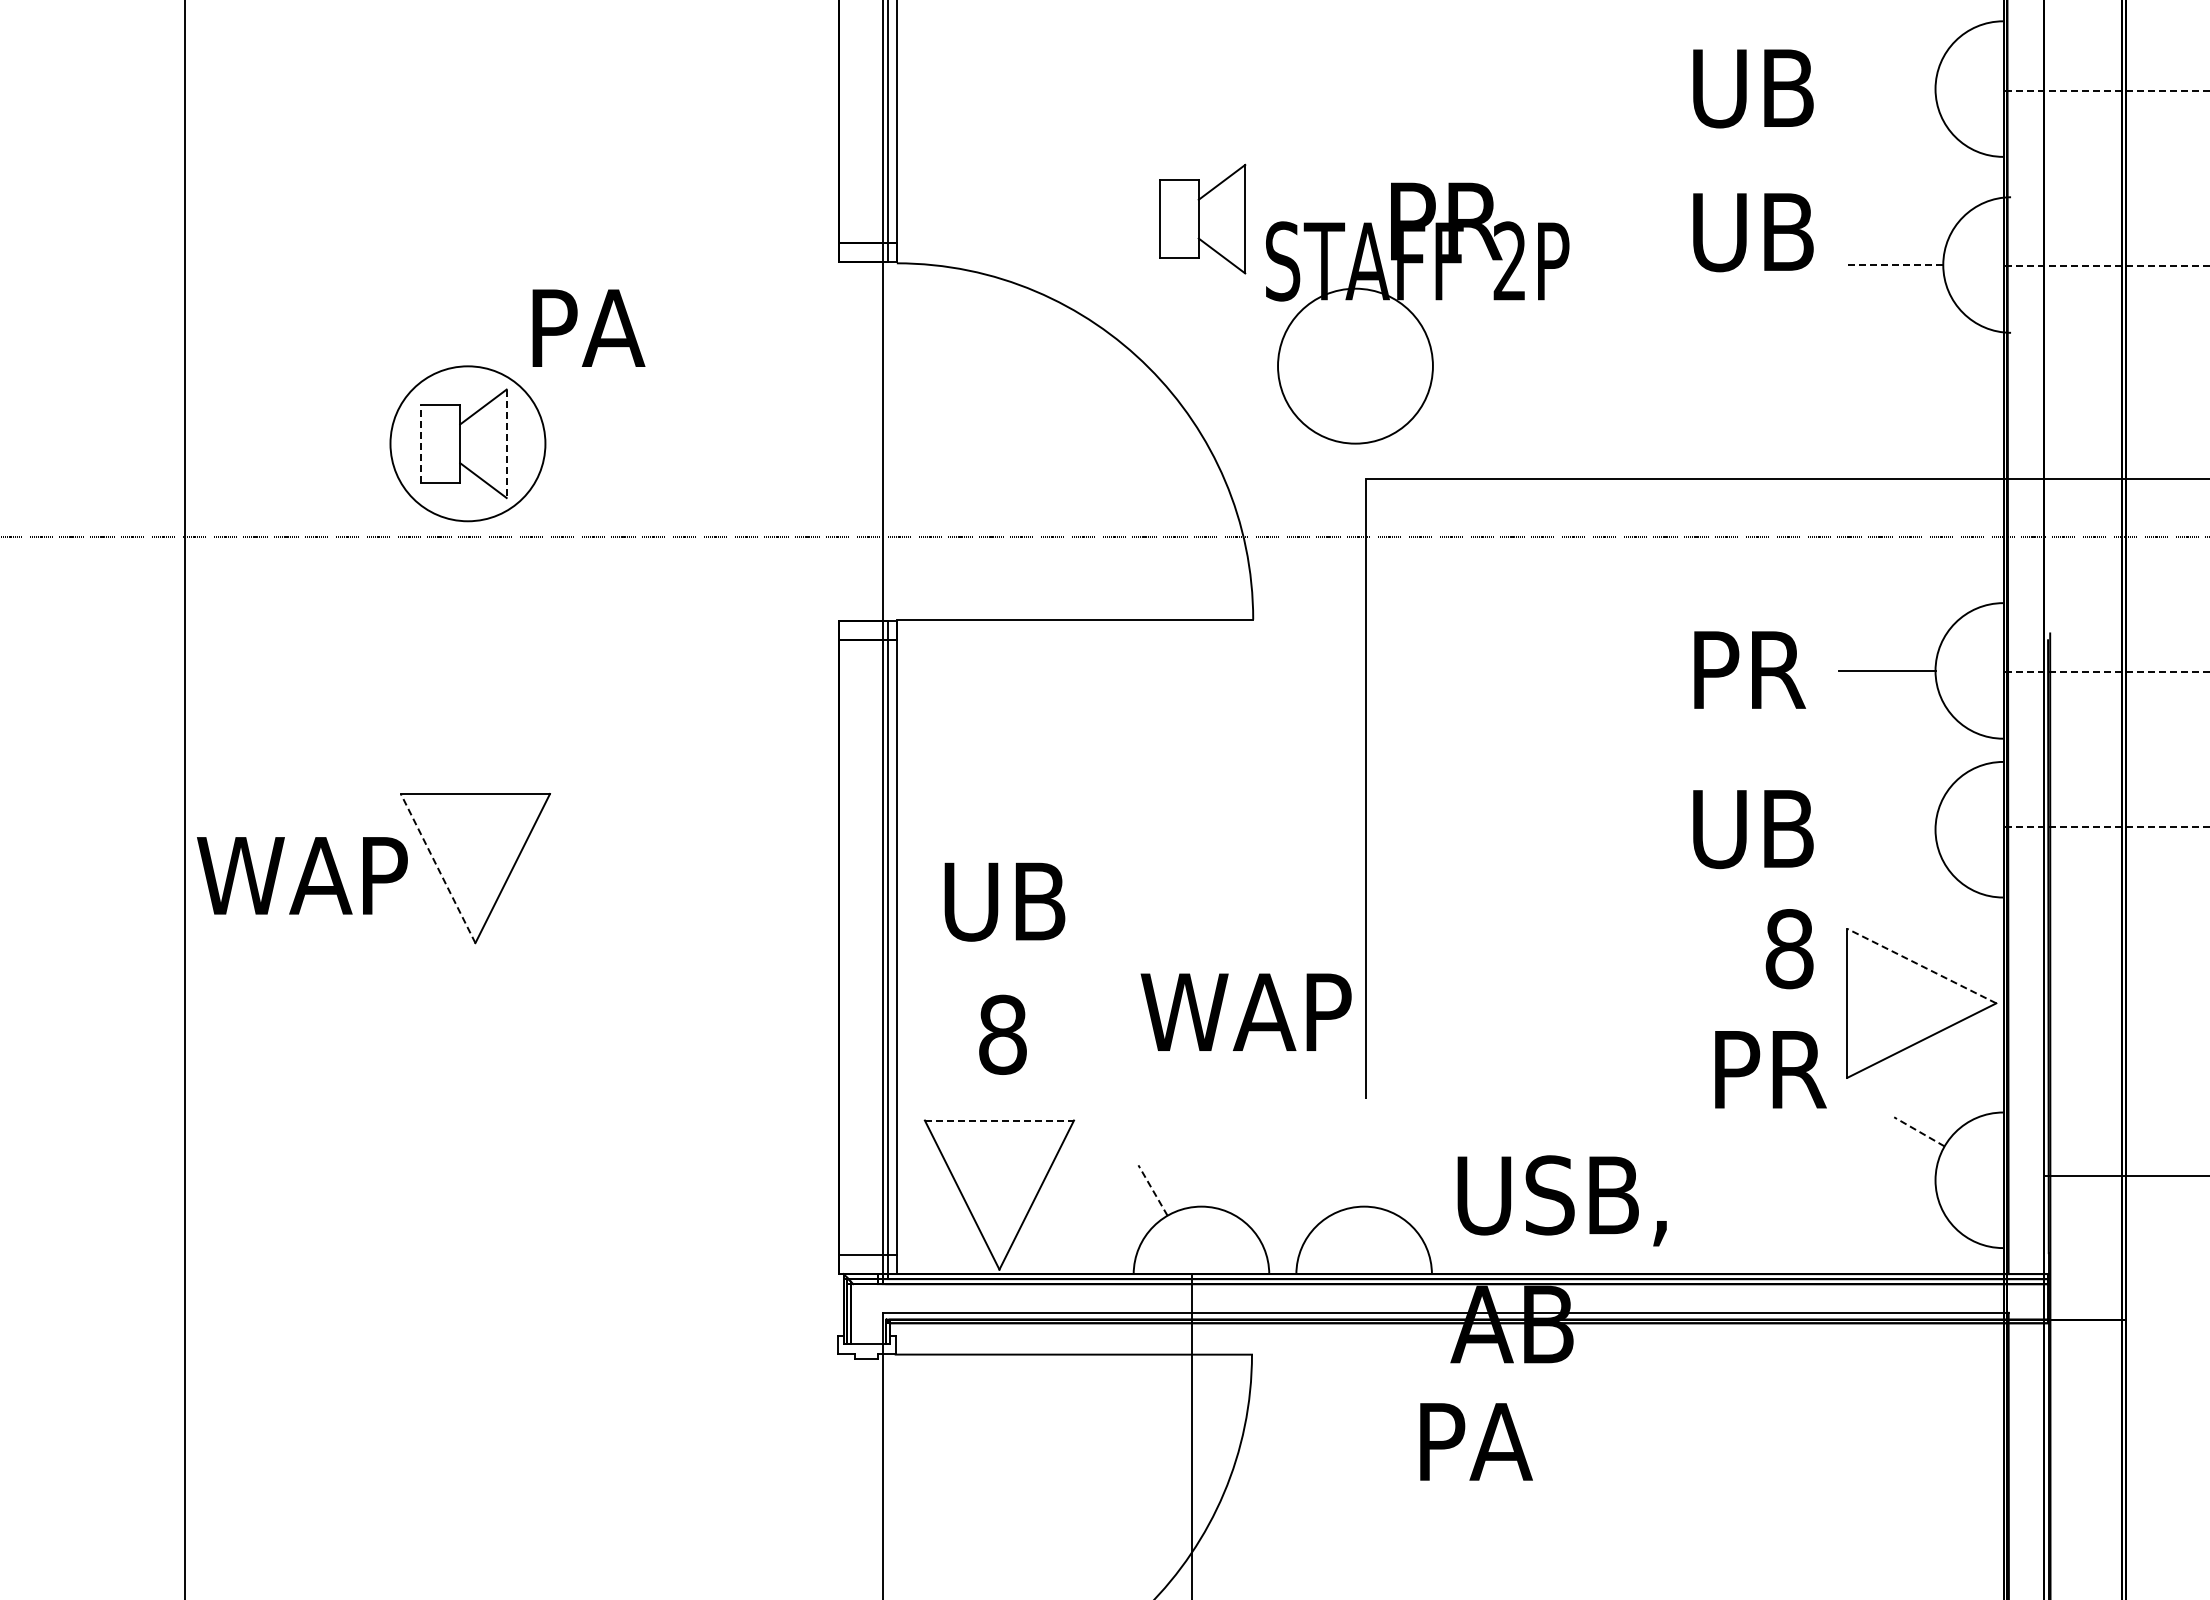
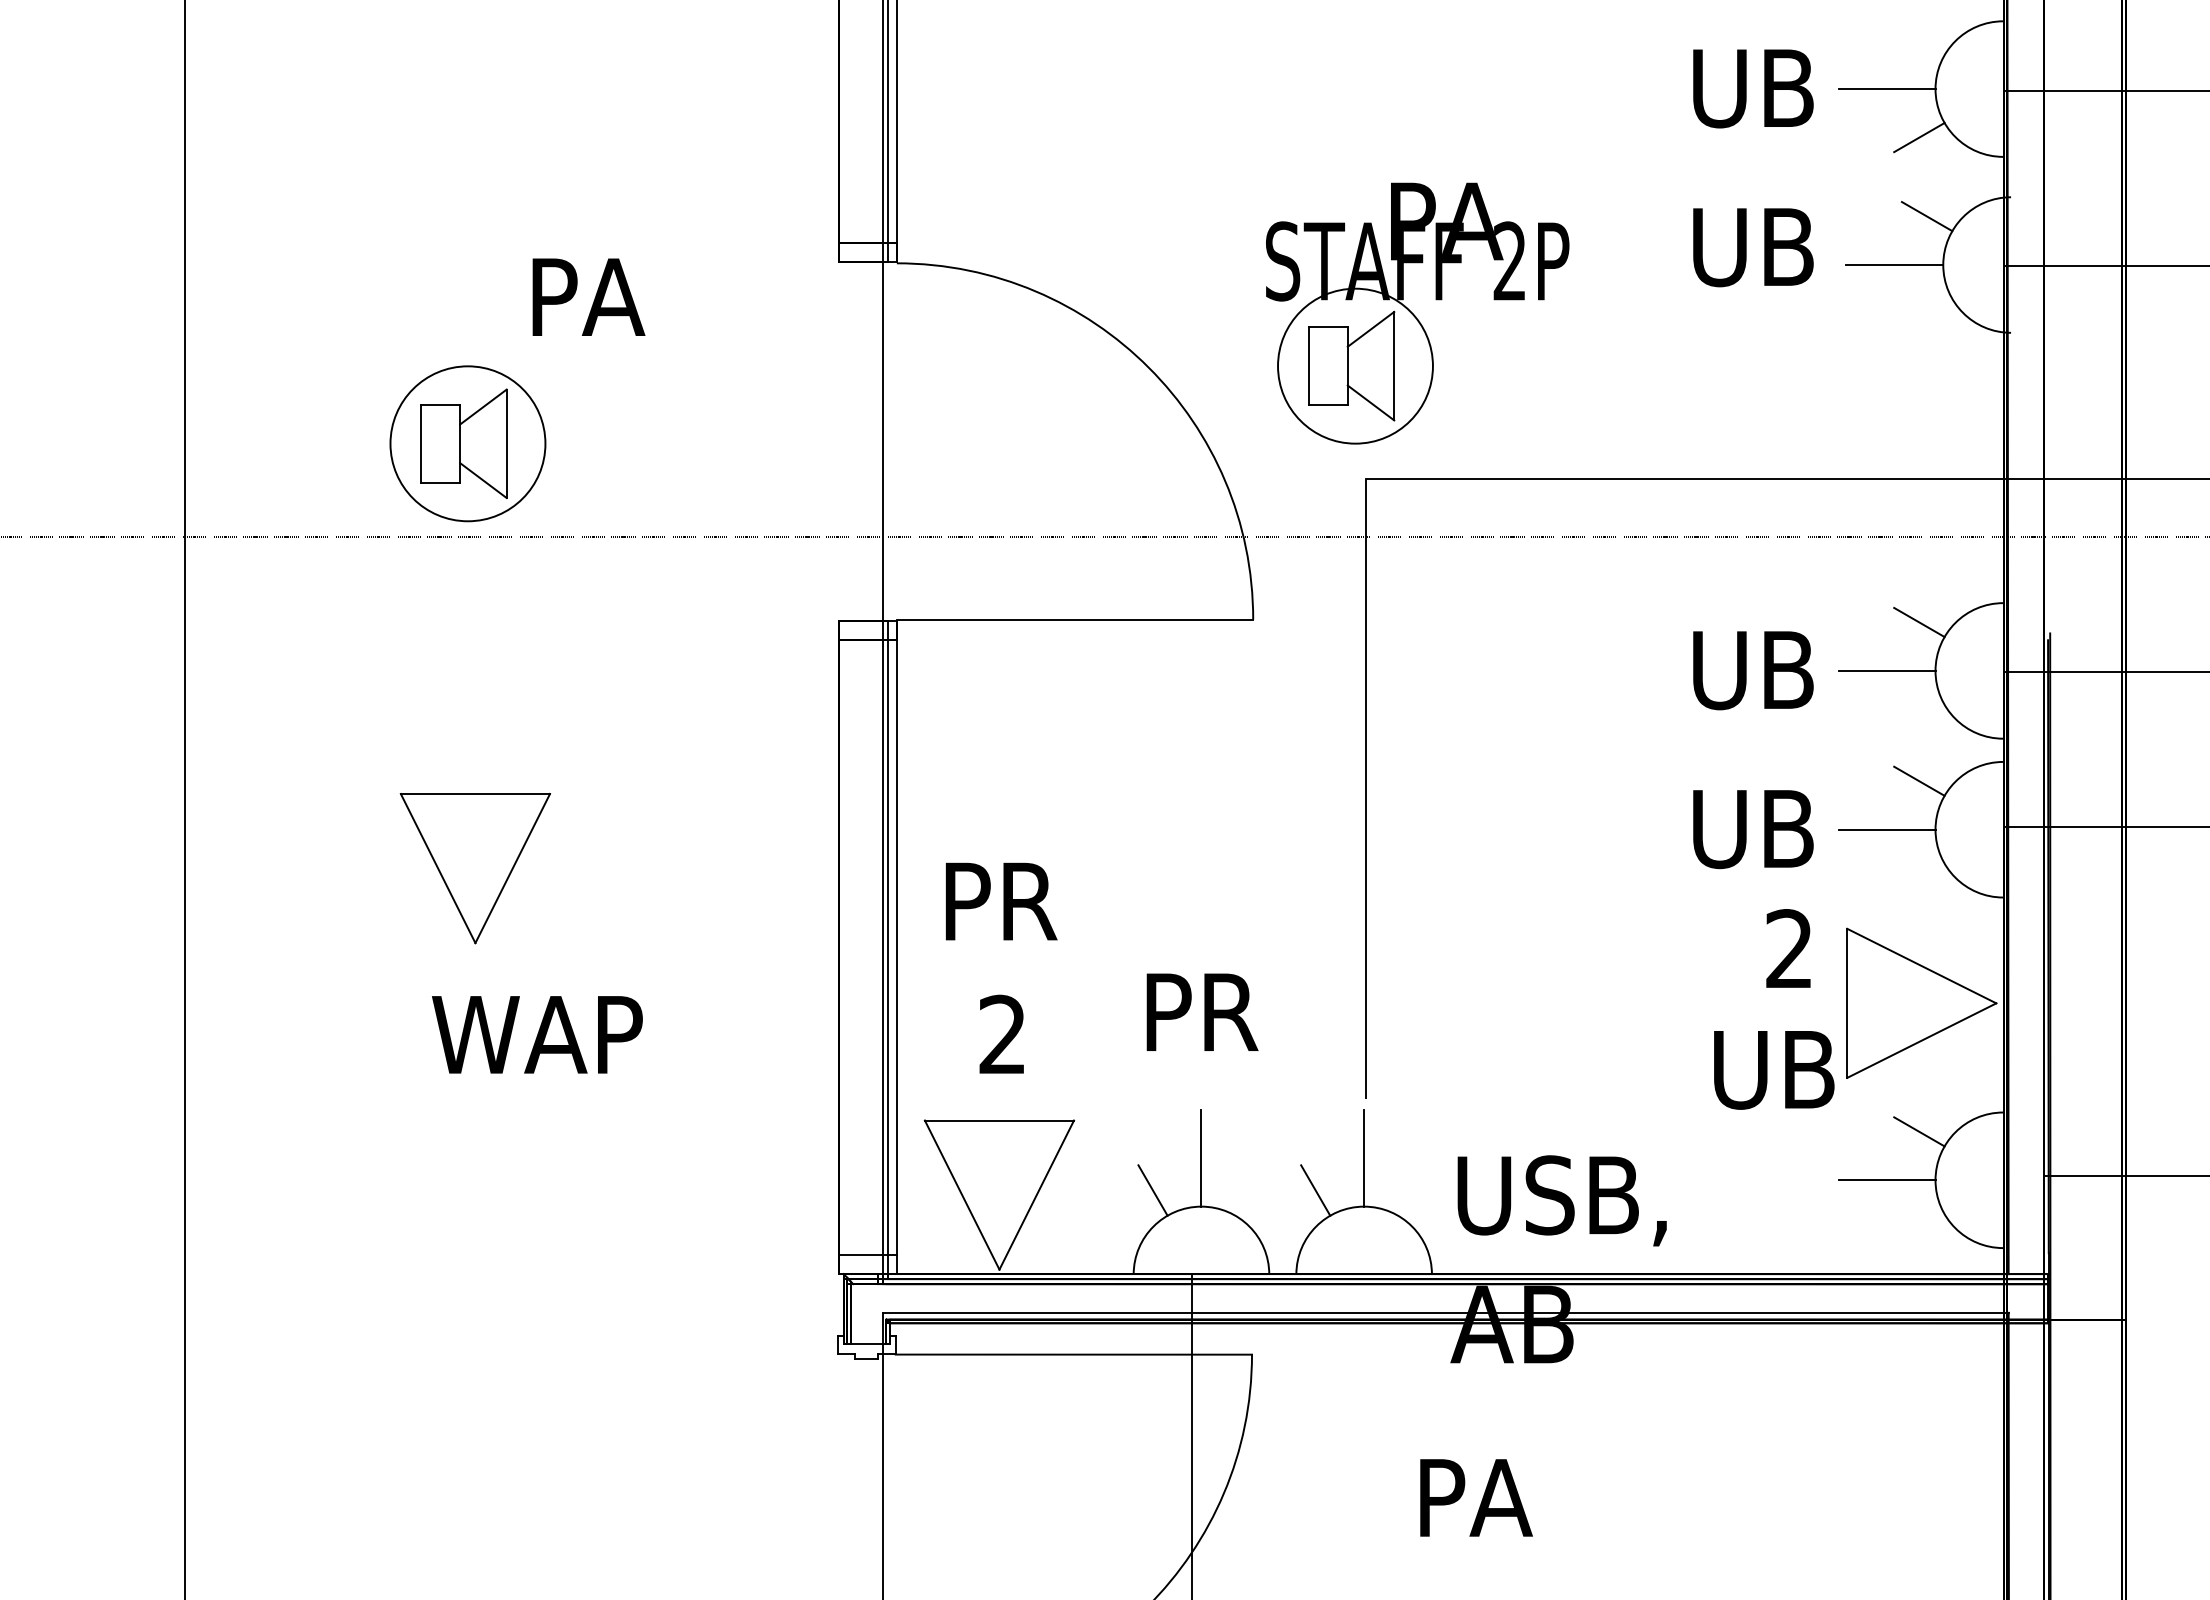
line: none -> present (1886, 89)
line: dashed -> solid (2209, 91)
line: none -> present (1919, 137)
line: none -> present (1926, 216)
part position: (1202, 218) -> (1351, 365) (1351, 365)
text: PR -> PA (1472, 221)
text position: (1753, 232) -> (1753, 247) (1753, 247)
line: dashed -> solid (1894, 265)
text position: (588, 327) -> (588, 296) (588, 296)
line: dashed -> solid (421, 443)
line: dashed -> solid (506, 444)
line: none -> present (1919, 622)
text: PR -> UB (1753, 670)
line: dashed -> solid (2107, 672)
line: none -> present (1919, 780)
line: dashed -> solid (2107, 827)
line: none -> present (1886, 829)
line: dashed -> solid (437, 868)
text position: (302, 875) -> (537, 1034) (537, 1034)
text: UB -> PR (1004, 901)
text: 8 -> 2 (1789, 949)
line: dashed -> solid (1921, 965)
text: WAP -> PR (1245, 1011)
text: 8 -> 2 (1002, 1034)
text: PR -> UB (1774, 1070)
line: dashed -> solid (999, 1120)
line: dashed -> solid (1918, 1131)
line: none -> present (1201, 1157)
line: none -> present (1364, 1157)
line: none -> present (1886, 1180)
line: dashed -> solid (1152, 1190)
line: none -> present (1315, 1190)
text position: (1476, 1441) -> (1476, 1497) (1476, 1497)
